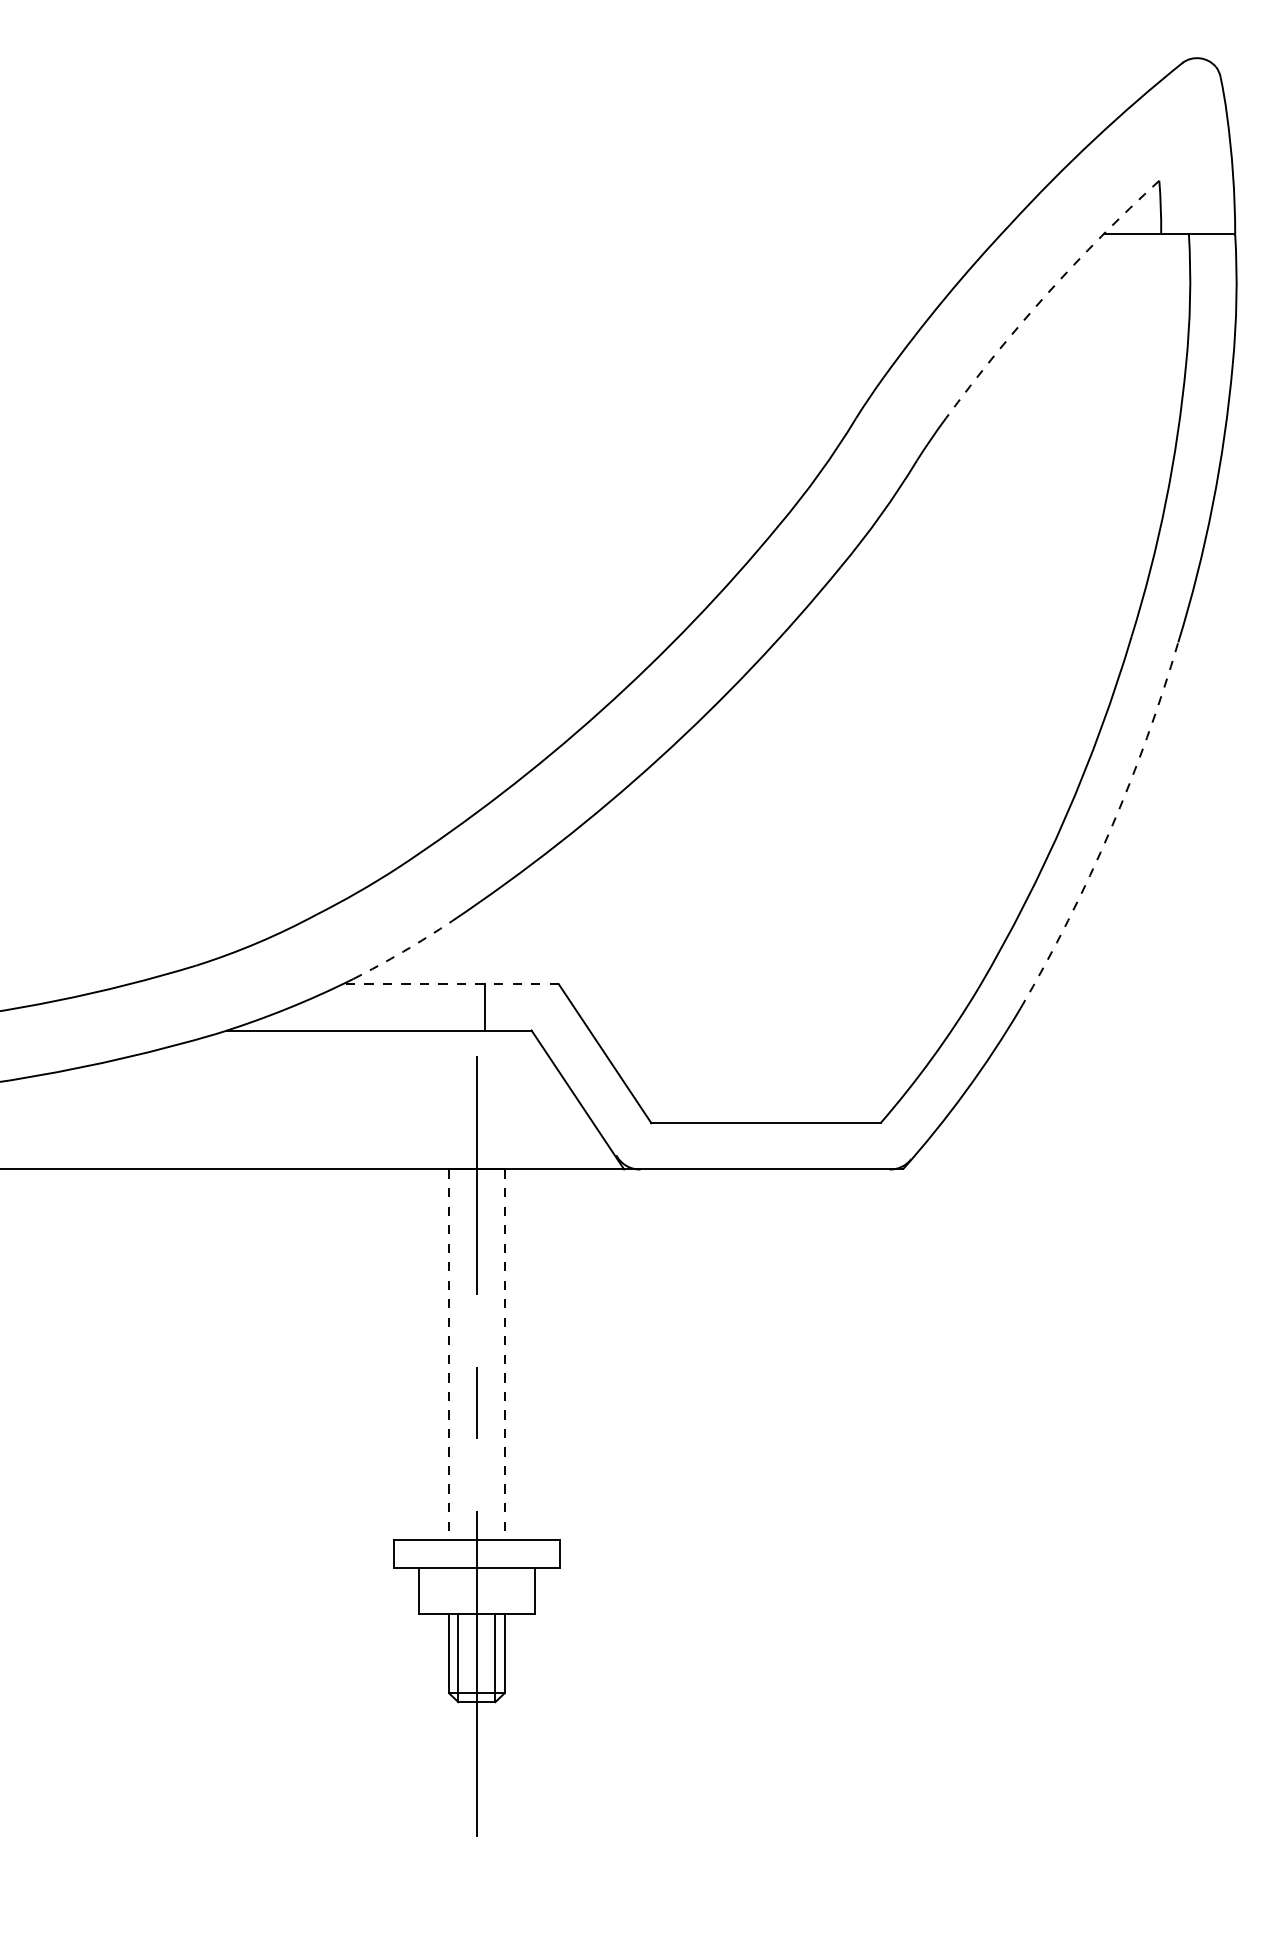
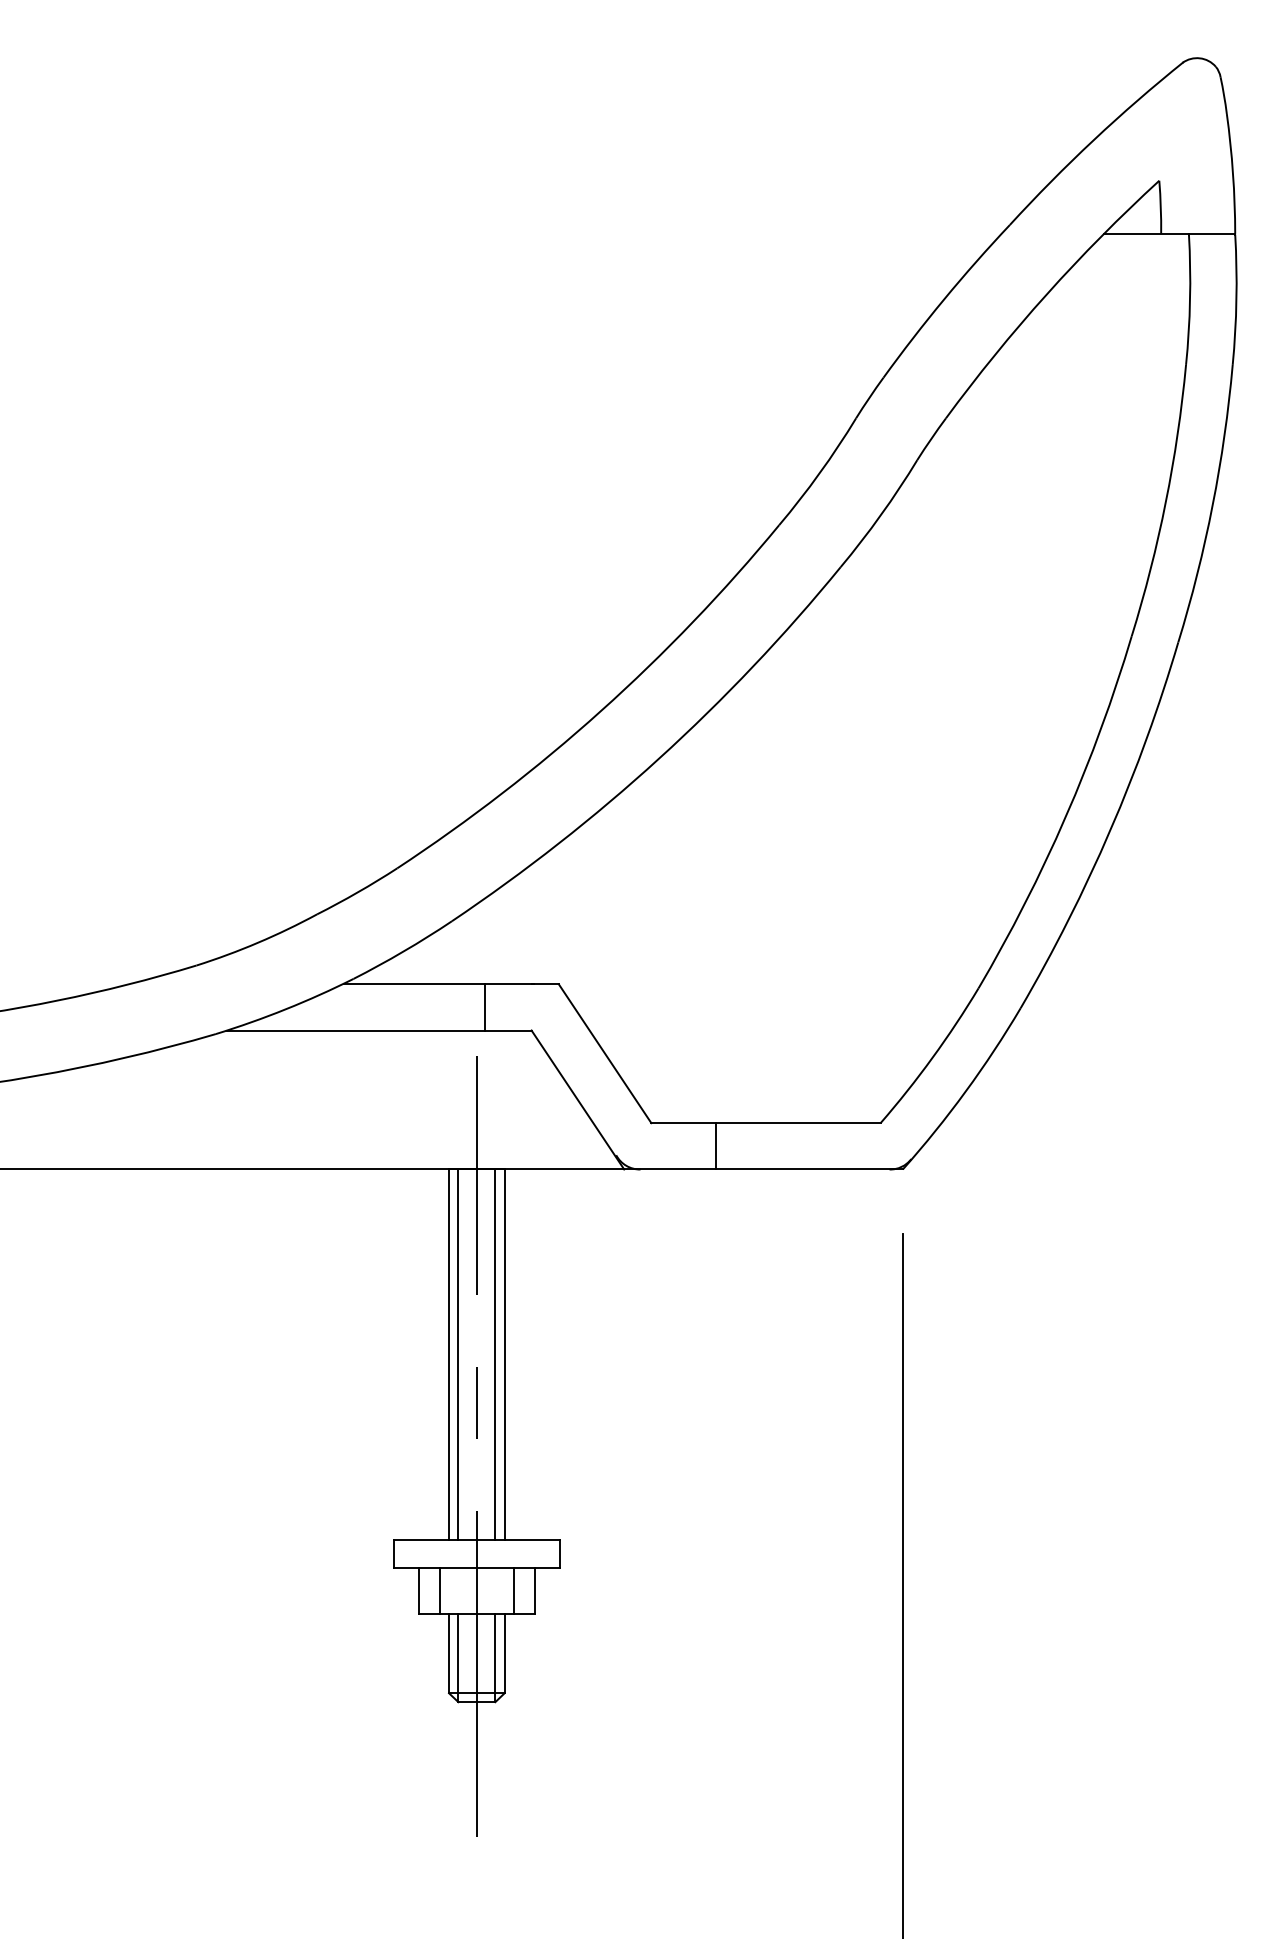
arc: dashed -> solid (1046, 294)
arc: dashed -> solid (1110, 830)
arc: dashed -> solid (403, 951)
line: dashed -> solid (450, 984)
line: none -> present (715, 1146)
line: none -> present (458, 1354)
line: none -> present (495, 1354)
line: dashed -> solid (449, 1355)
line: dashed -> solid (504, 1355)
line: none -> present (902, 1584)
line: none -> present (439, 1590)
line: none -> present (513, 1590)
